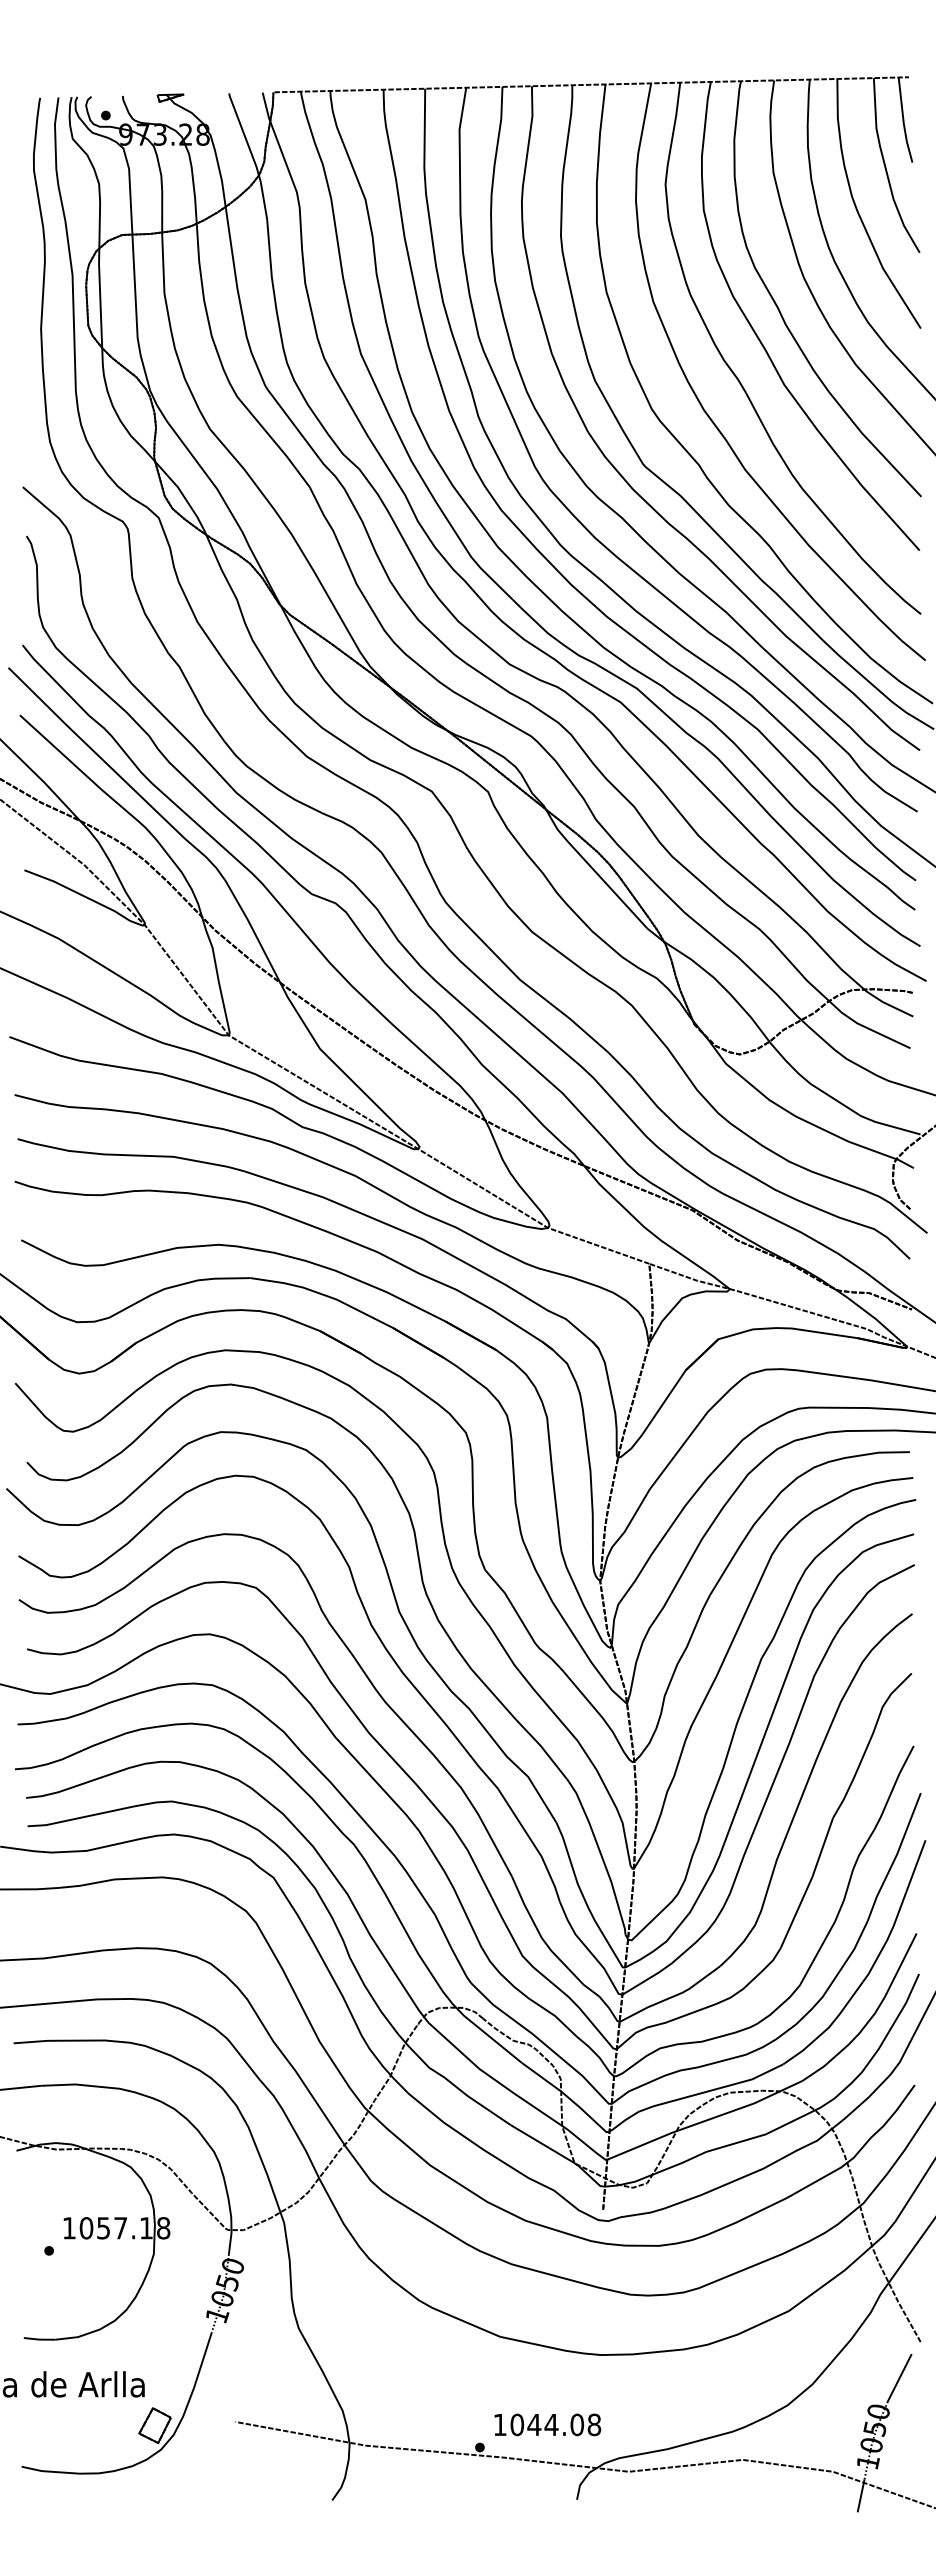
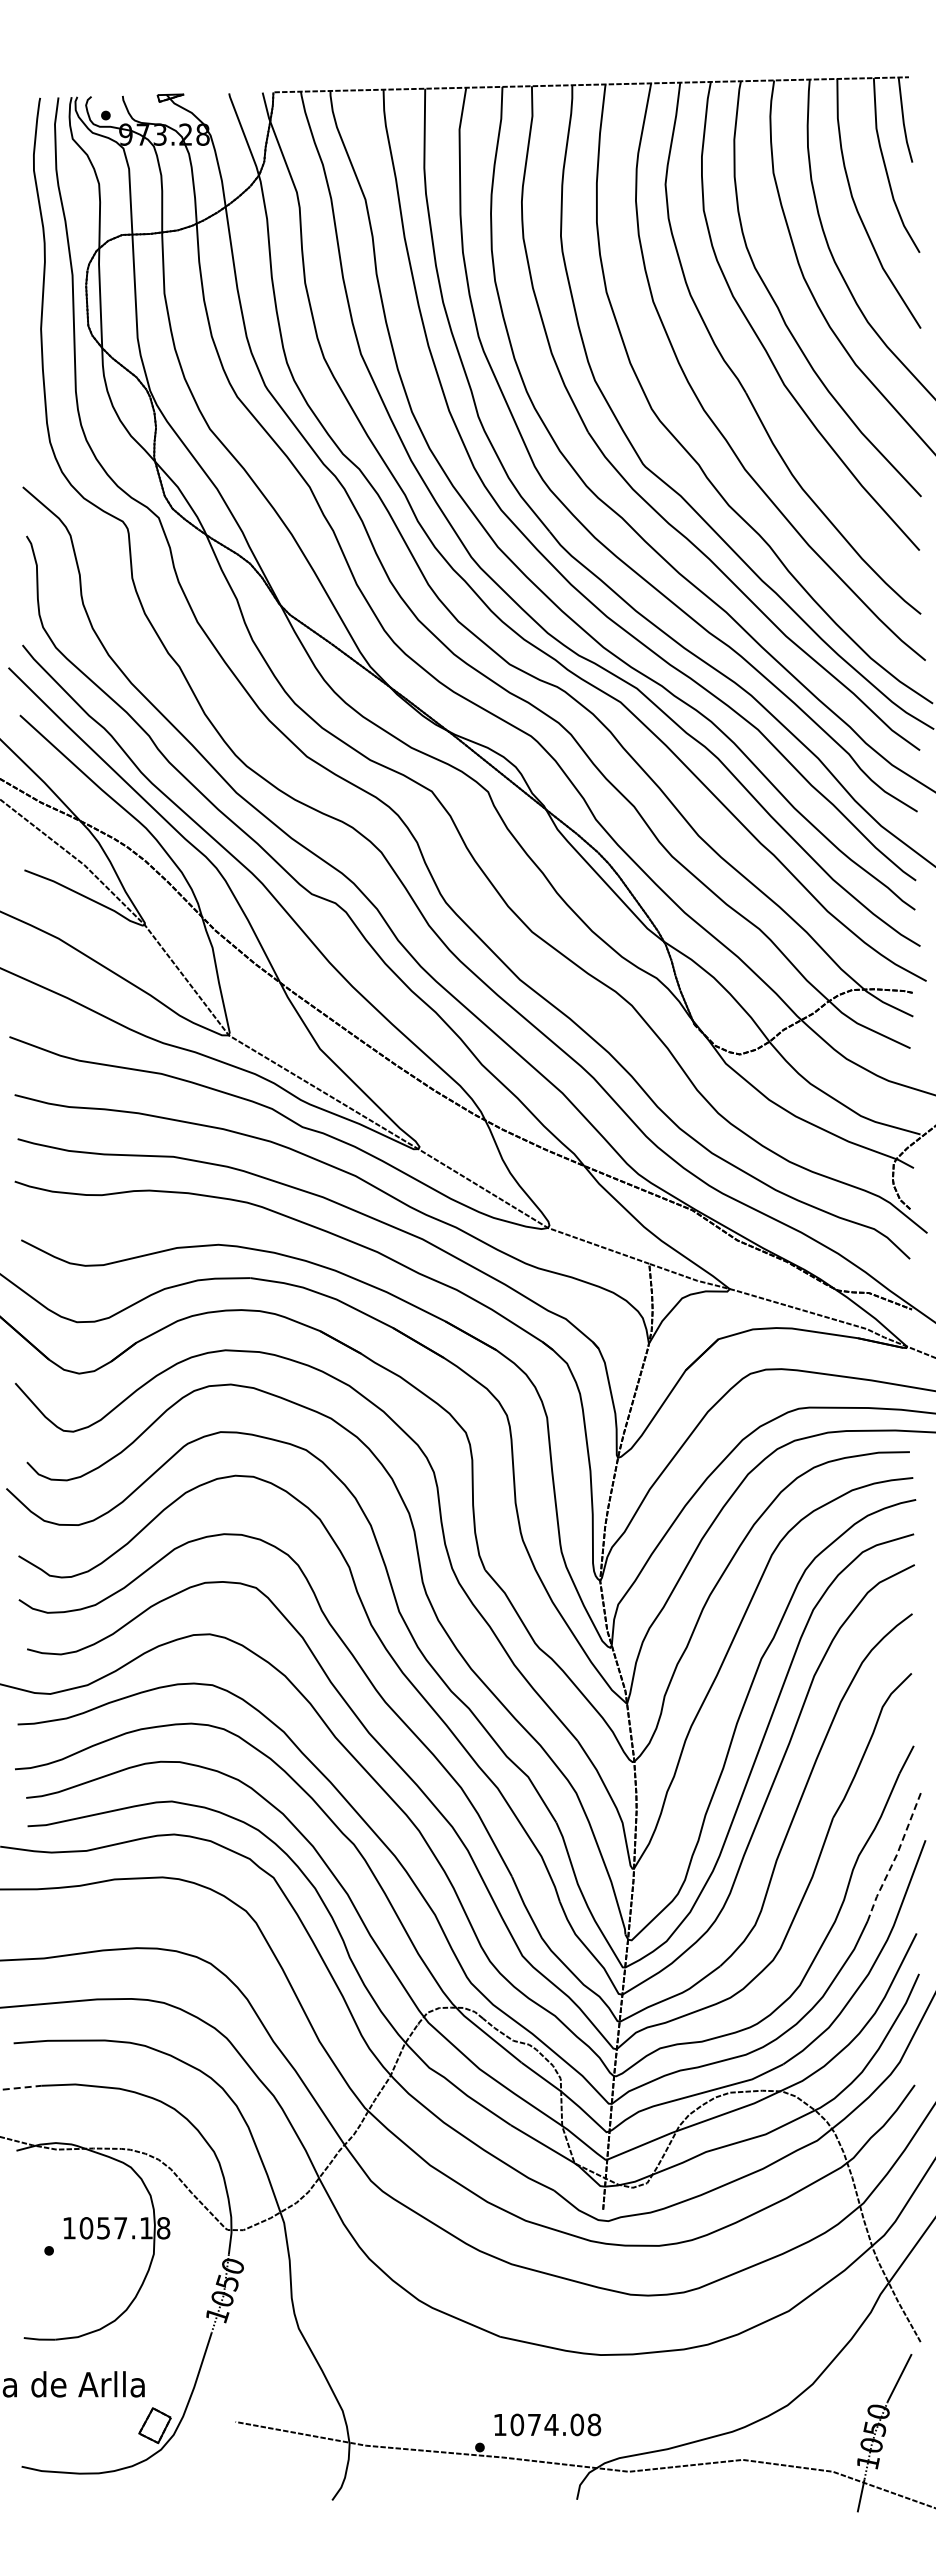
line: solid -> dashed (895, 1858)
line: solid -> dashed (21, 2087)
text: 1044.08 -> 1074.08 (534, 2424)
